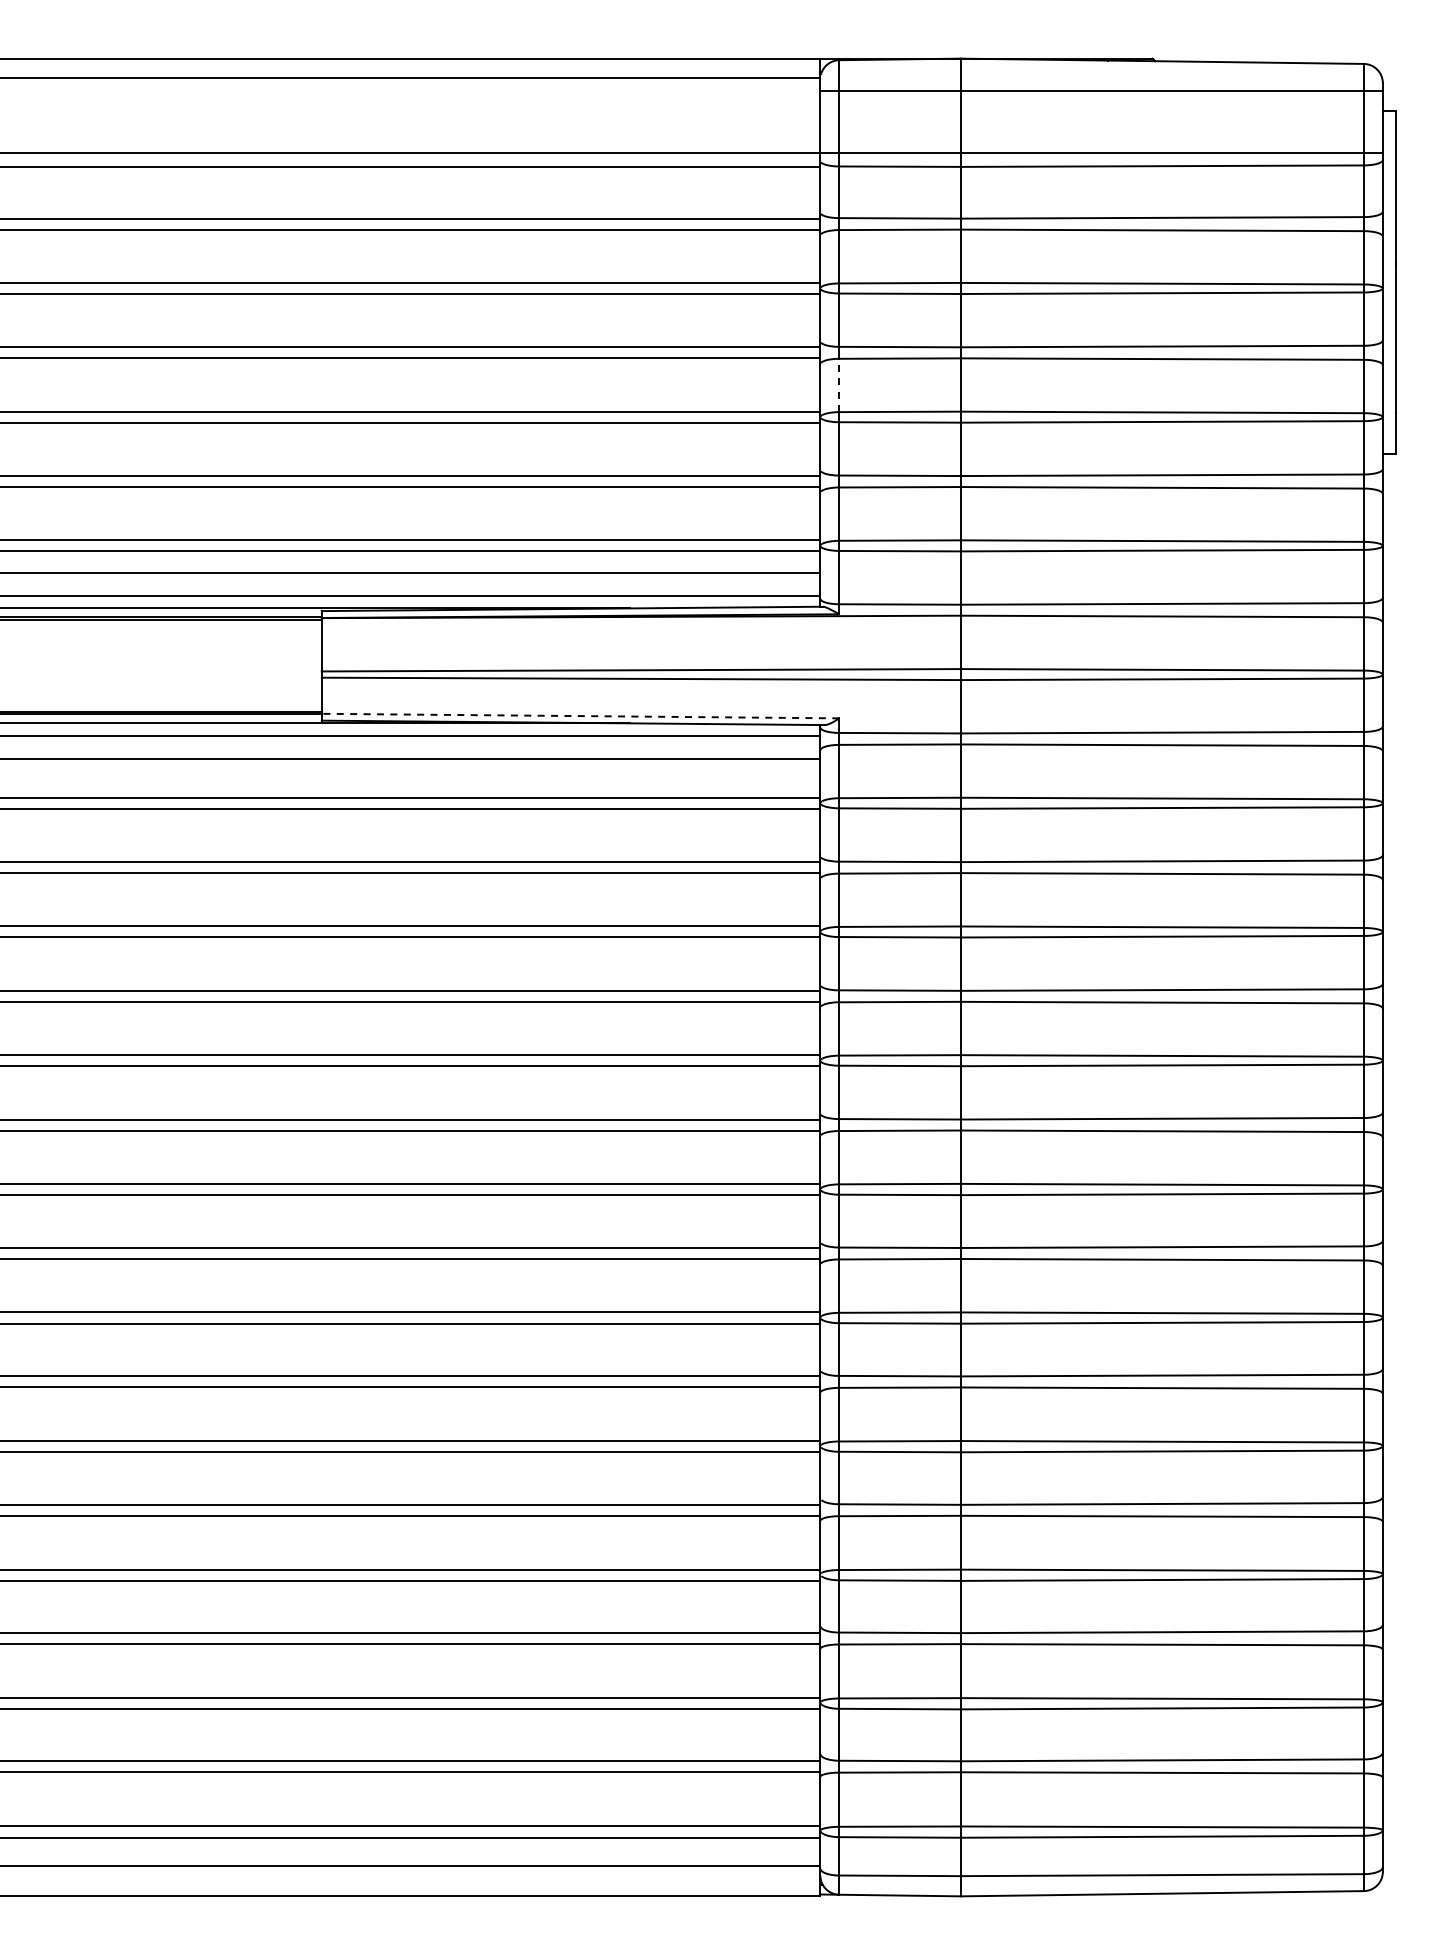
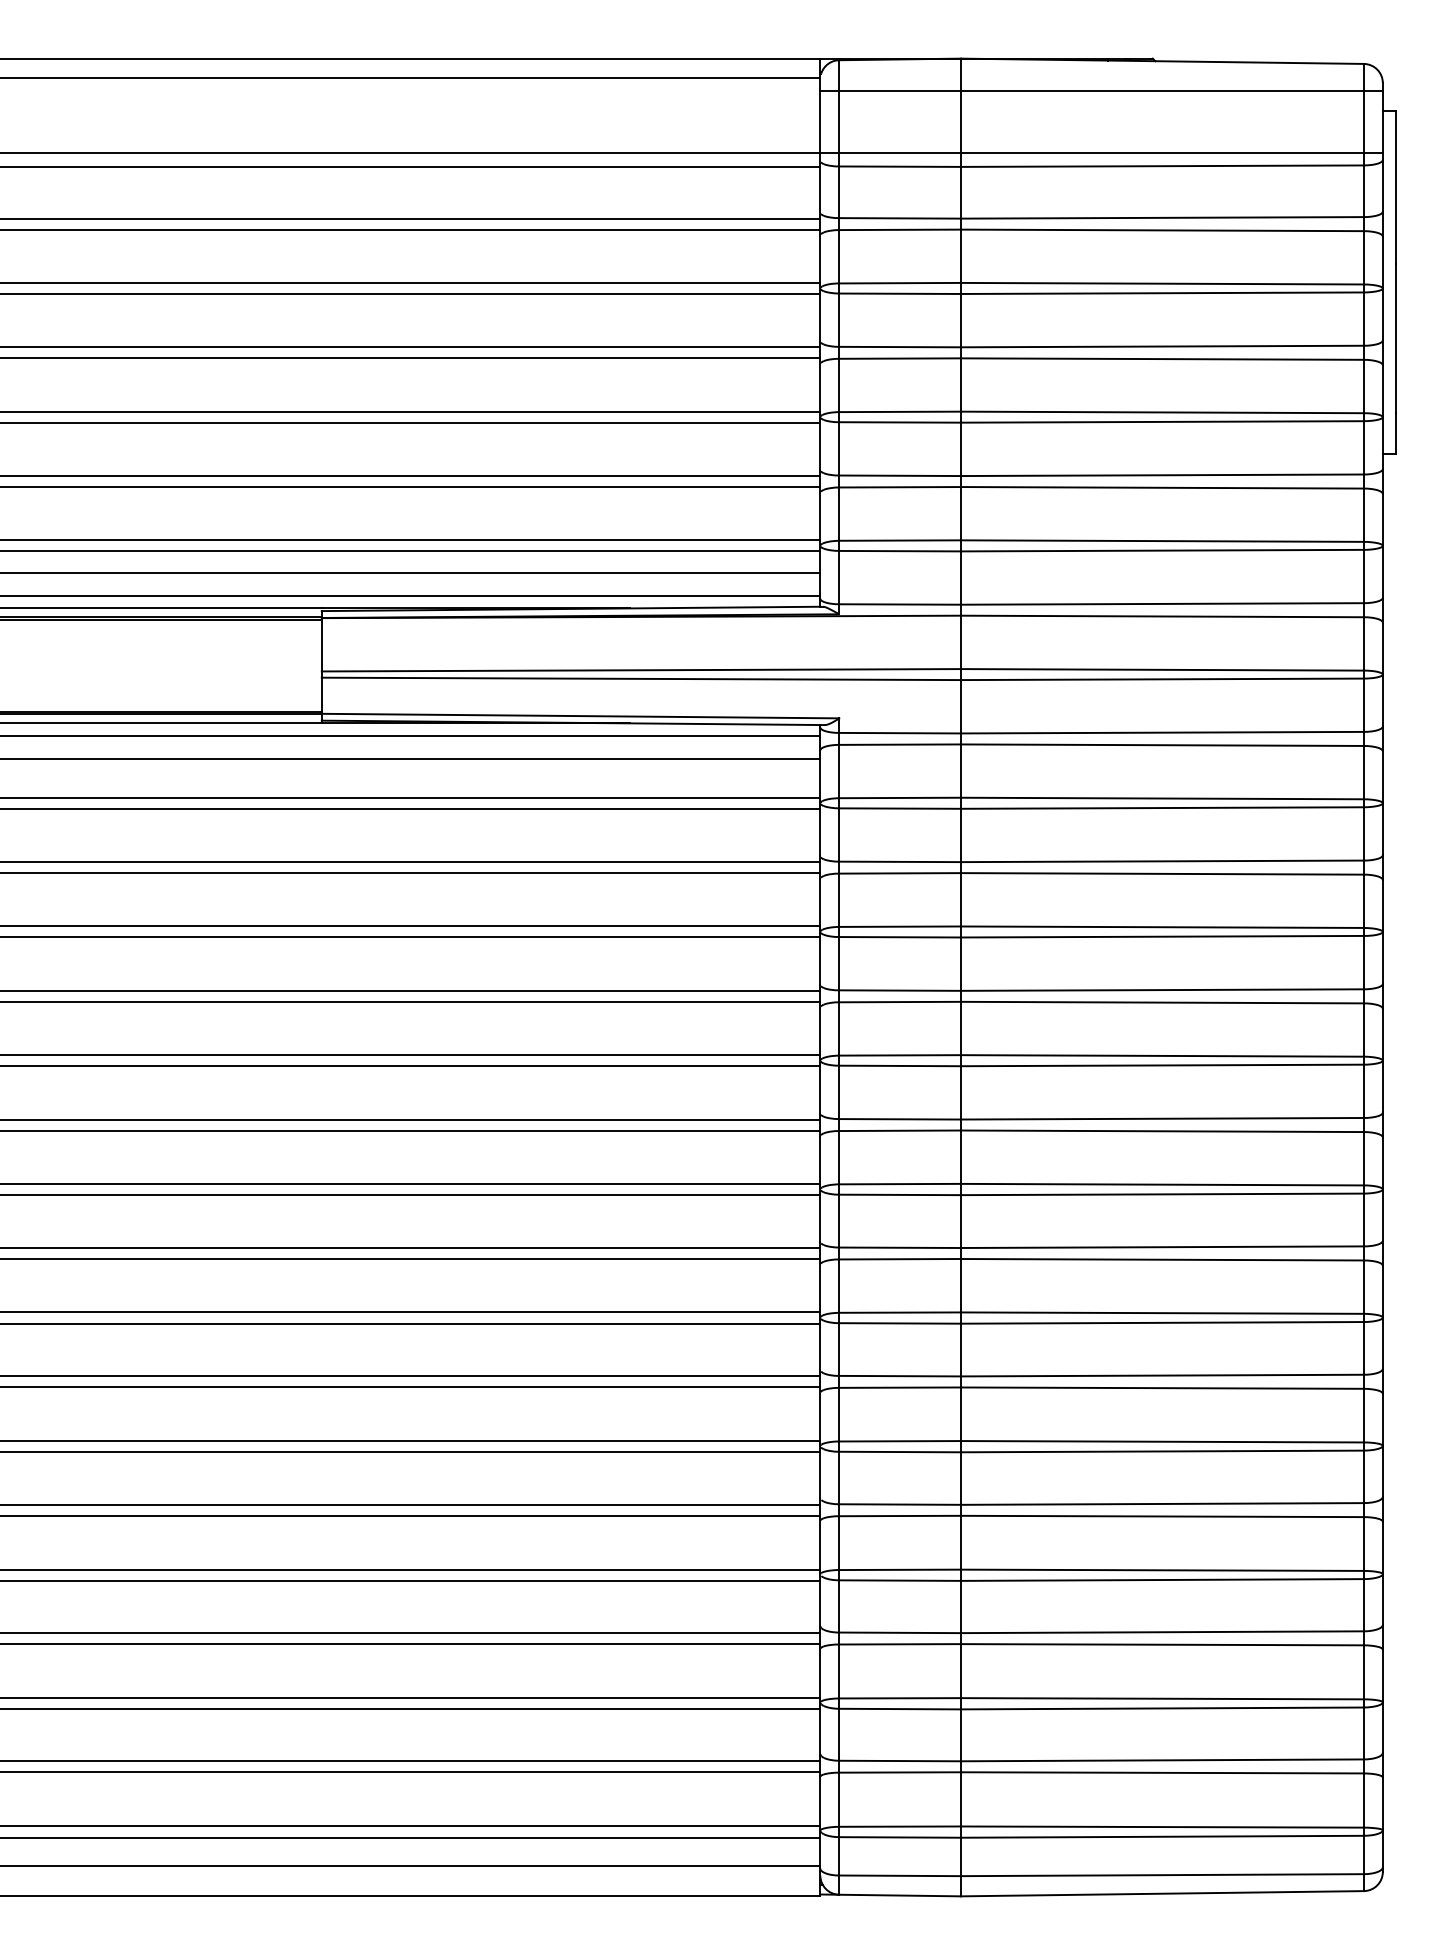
line: dashed -> solid (839, 385)
line: dashed -> solid (580, 716)
